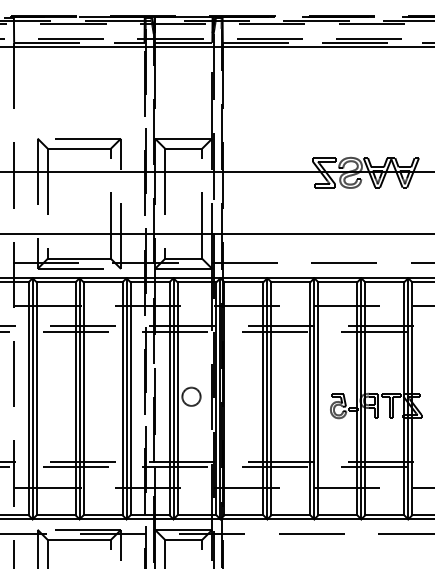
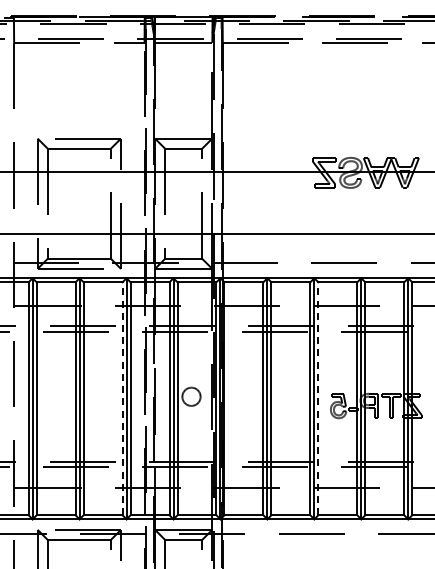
line: present -> none (216, 46)
line: solid -> dashed (122, 398)
line: solid -> dashed (318, 398)
